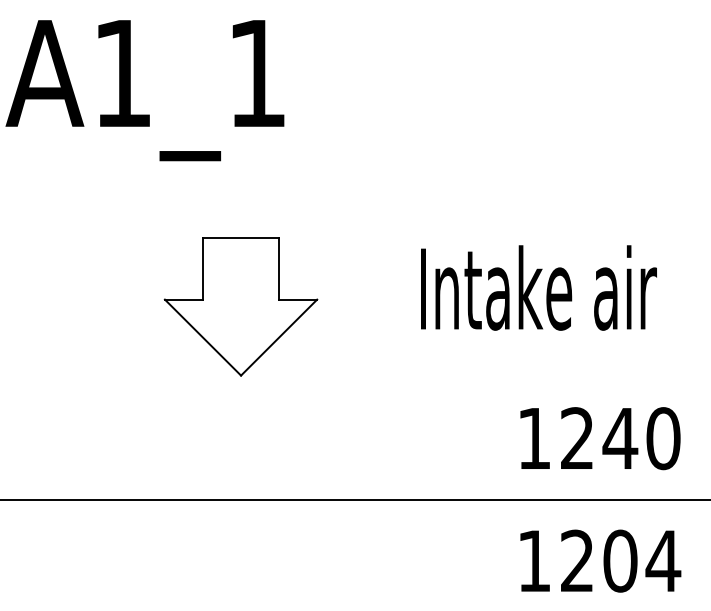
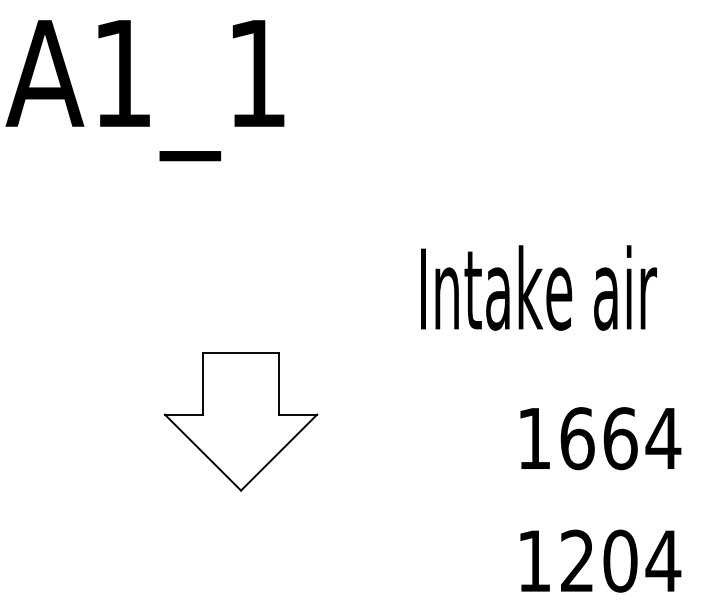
part position: (240, 306) -> (240, 421) (240, 421)
text: 1240 -> 1664 (620, 438)
line: present -> none (354, 499)
